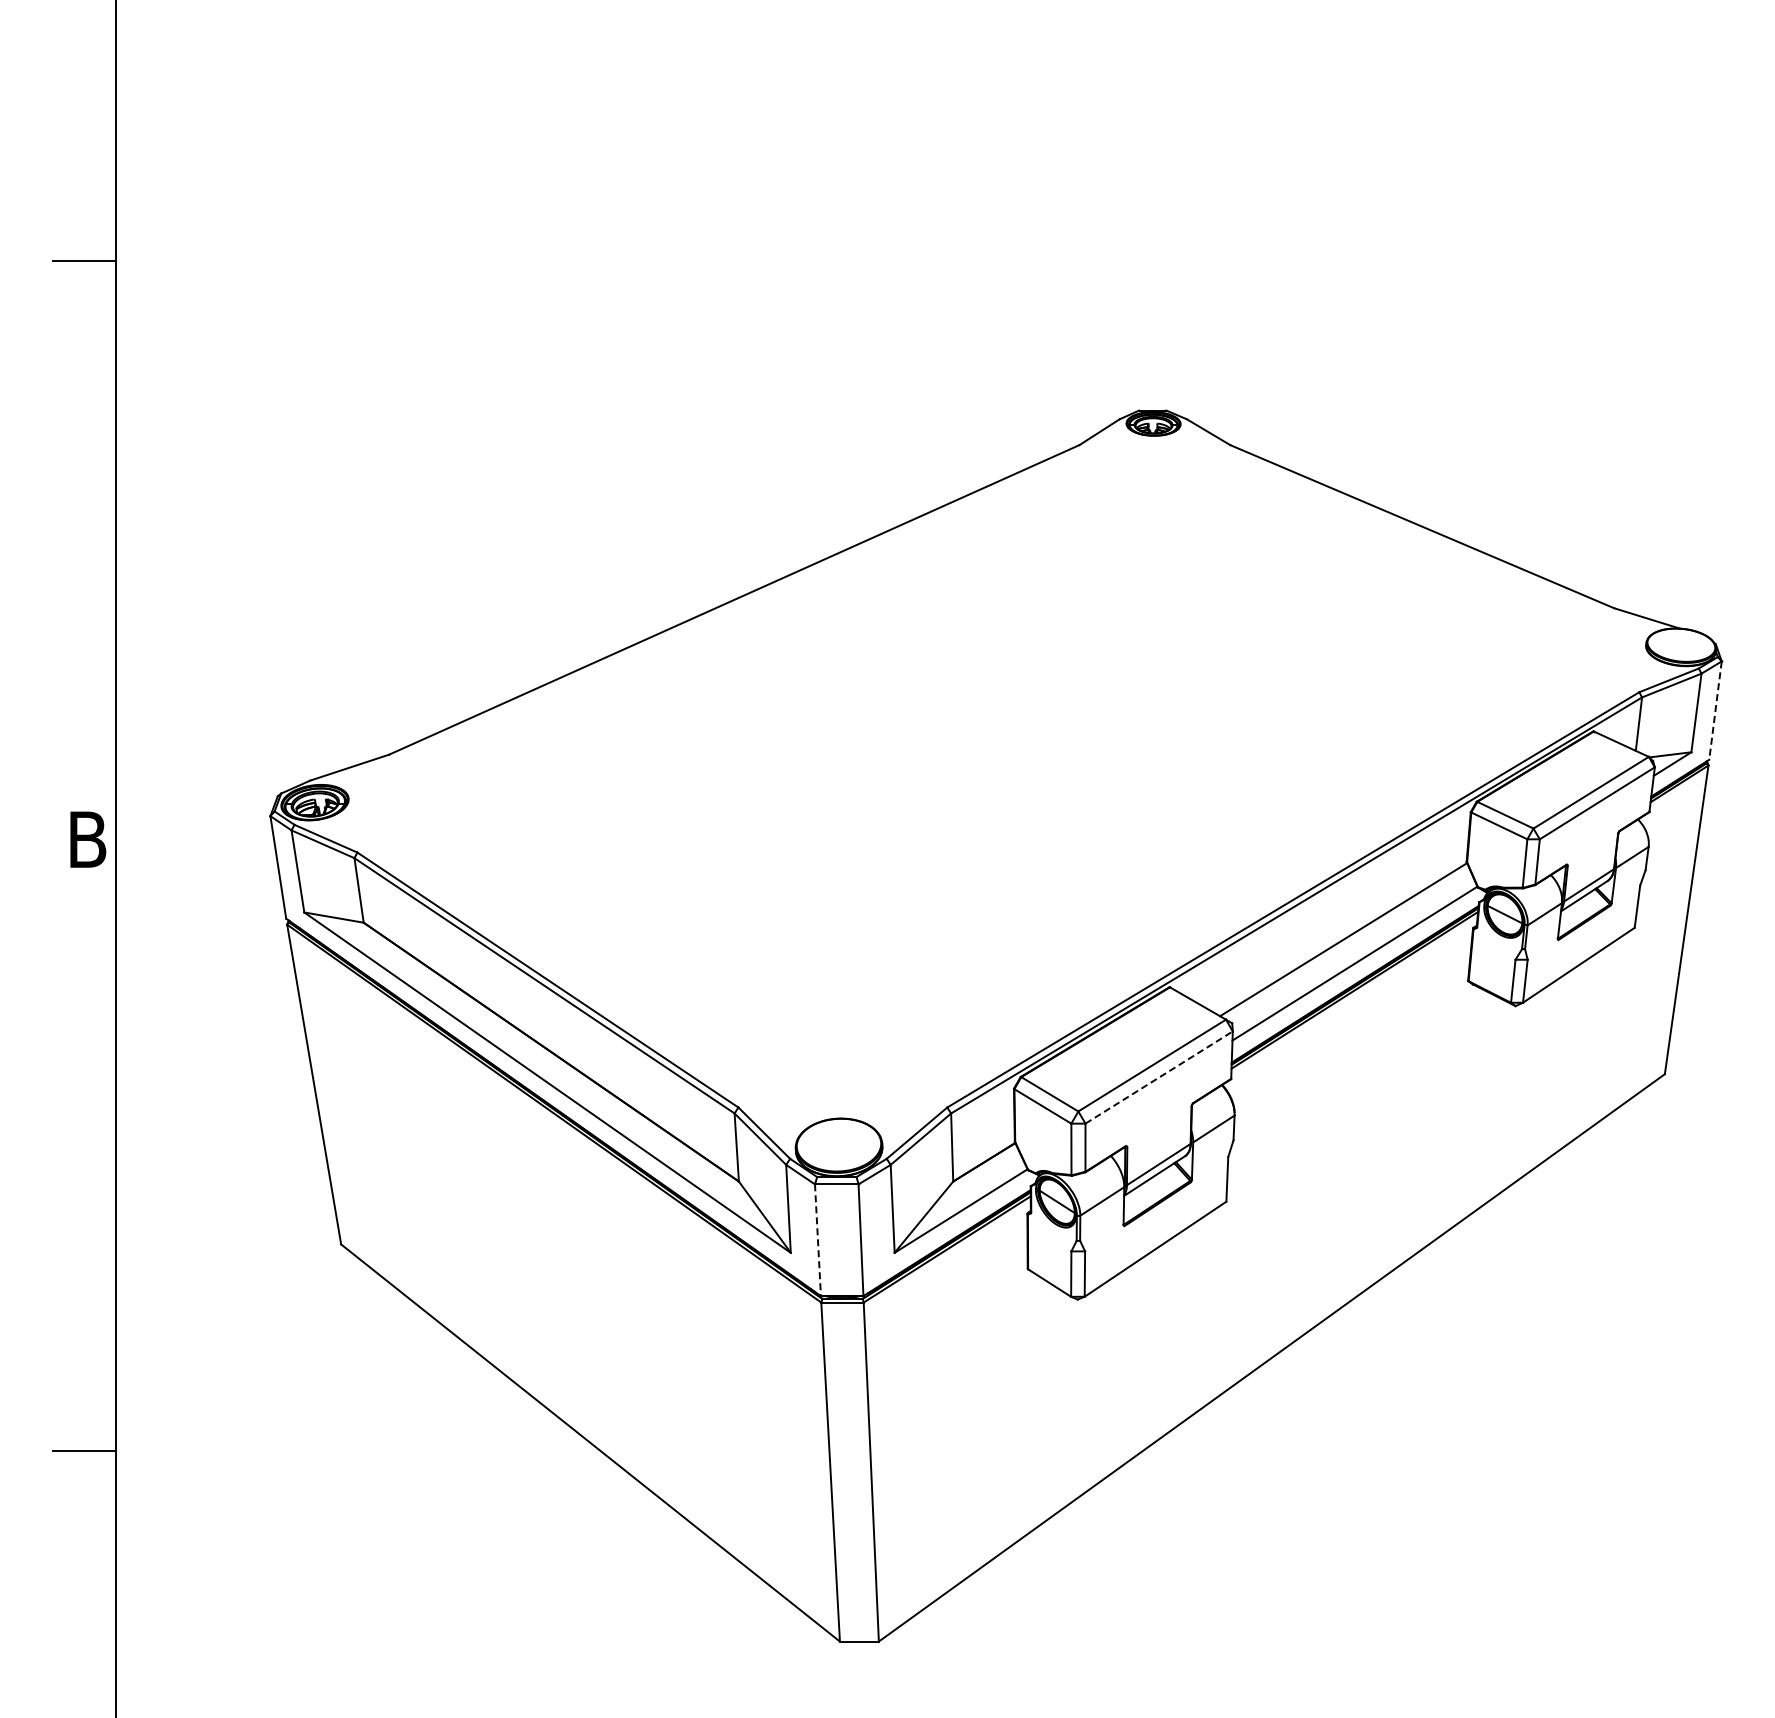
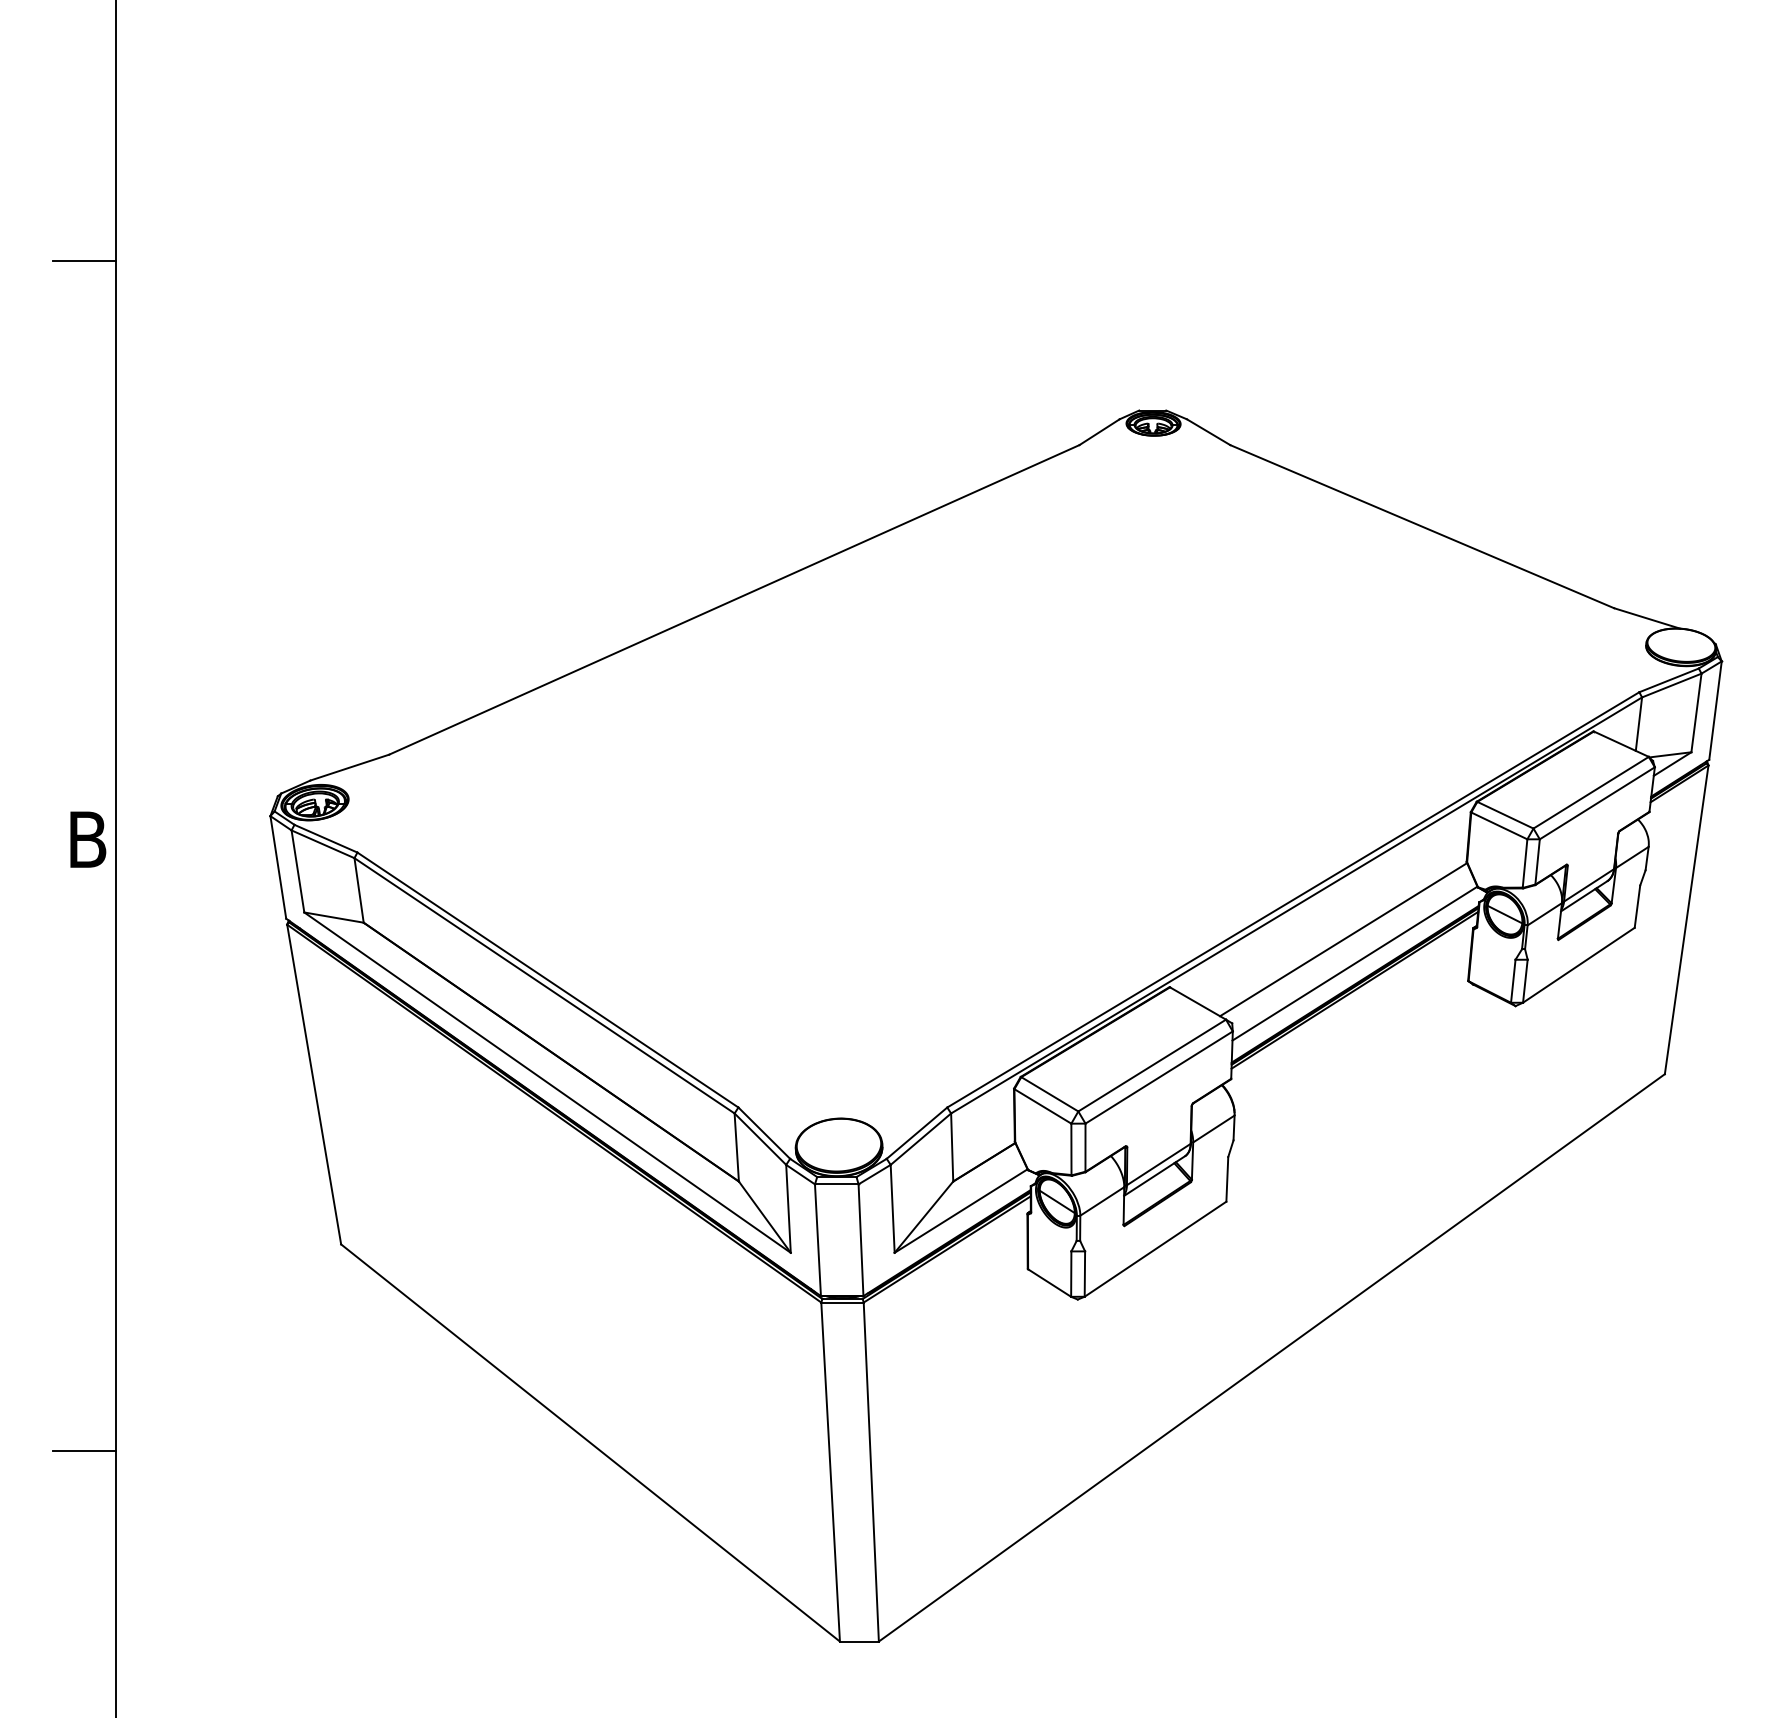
line: dashed -> solid (1715, 710)
line: dashed -> solid (1159, 1077)
line: dashed -> solid (817, 1240)
